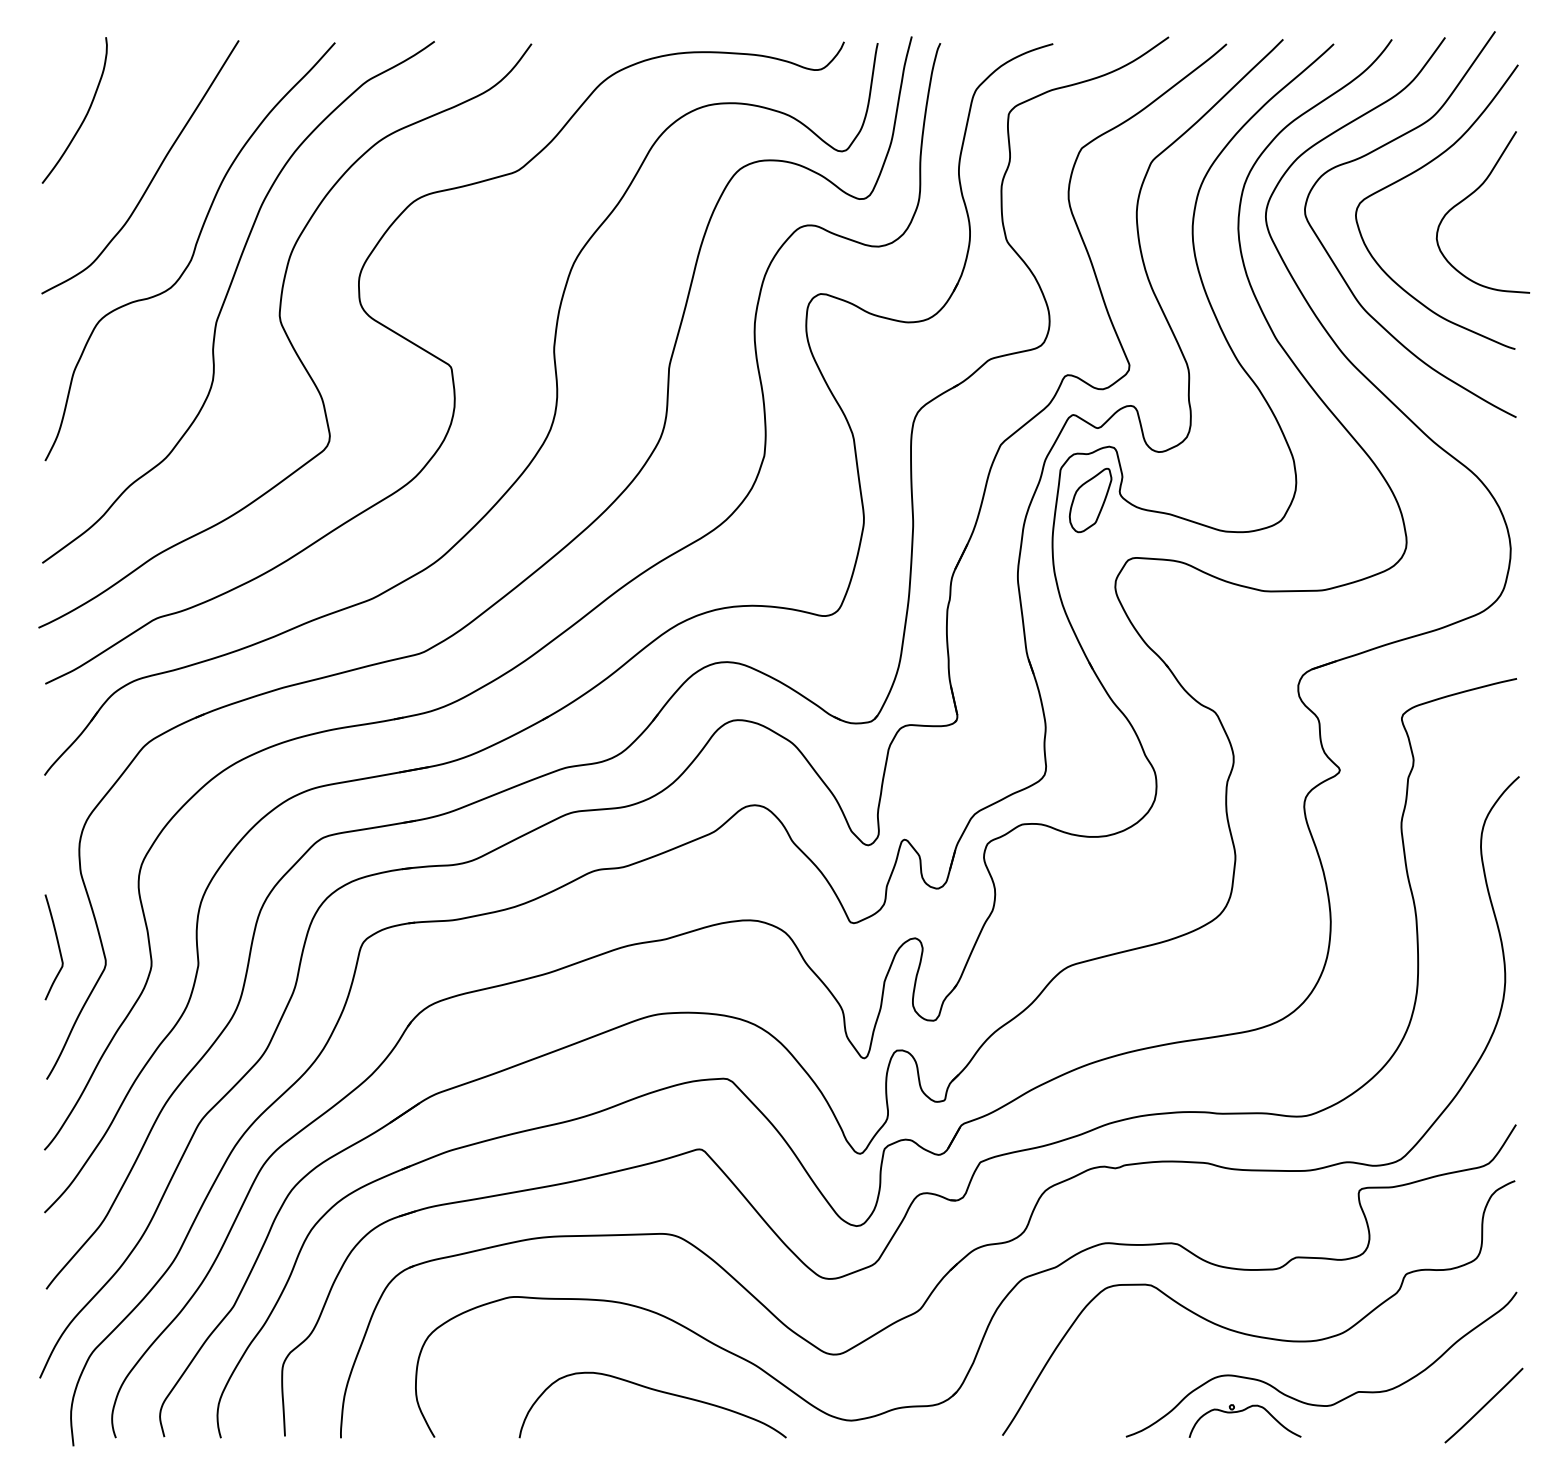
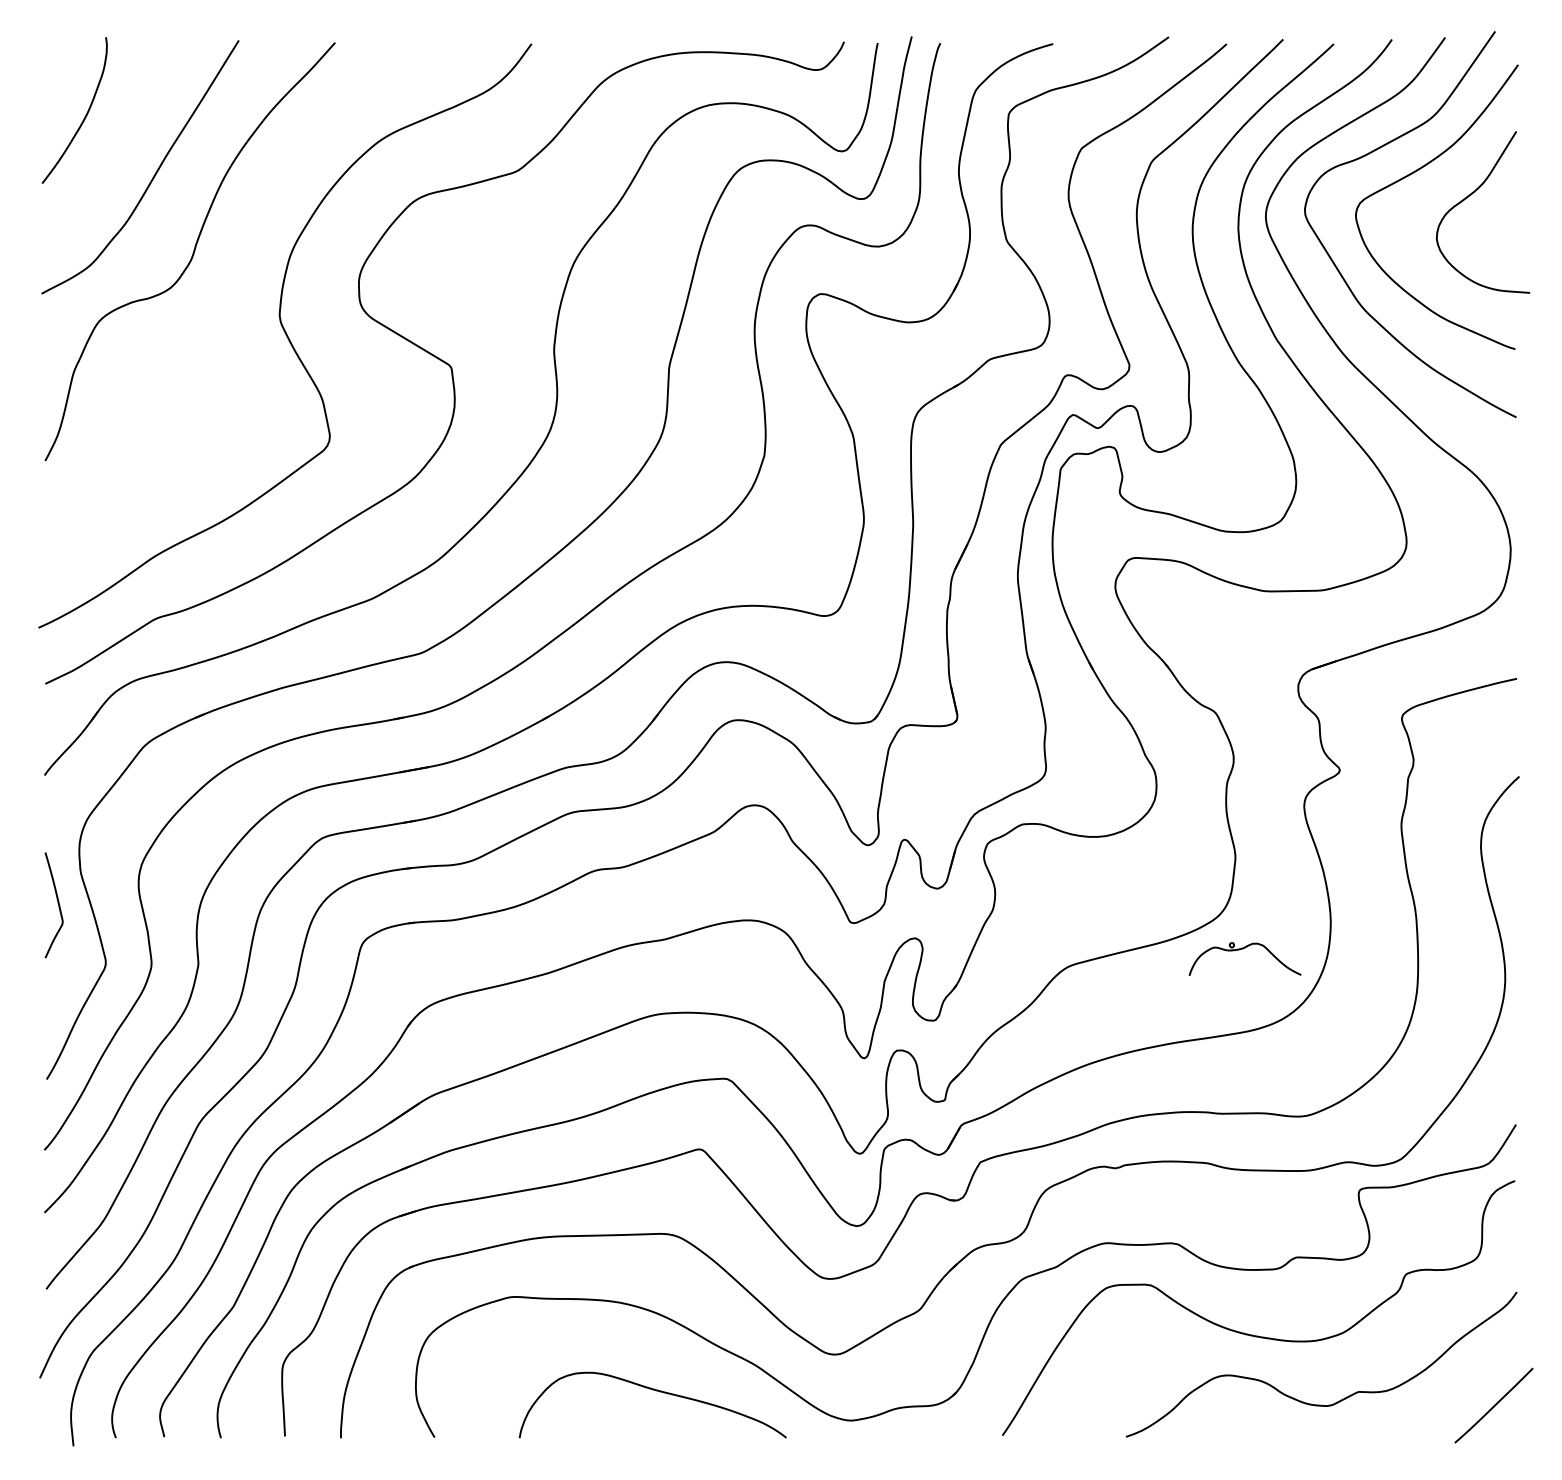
curve: present -> none (227, 296)
part: present -> none (1090, 500)
curve position: (57, 945) -> (57, 903) (57, 903)
line position: (1483, 1405) -> (1493, 1405) (1493, 1405)
part position: (1243, 1411) -> (1243, 949) (1243, 949)
